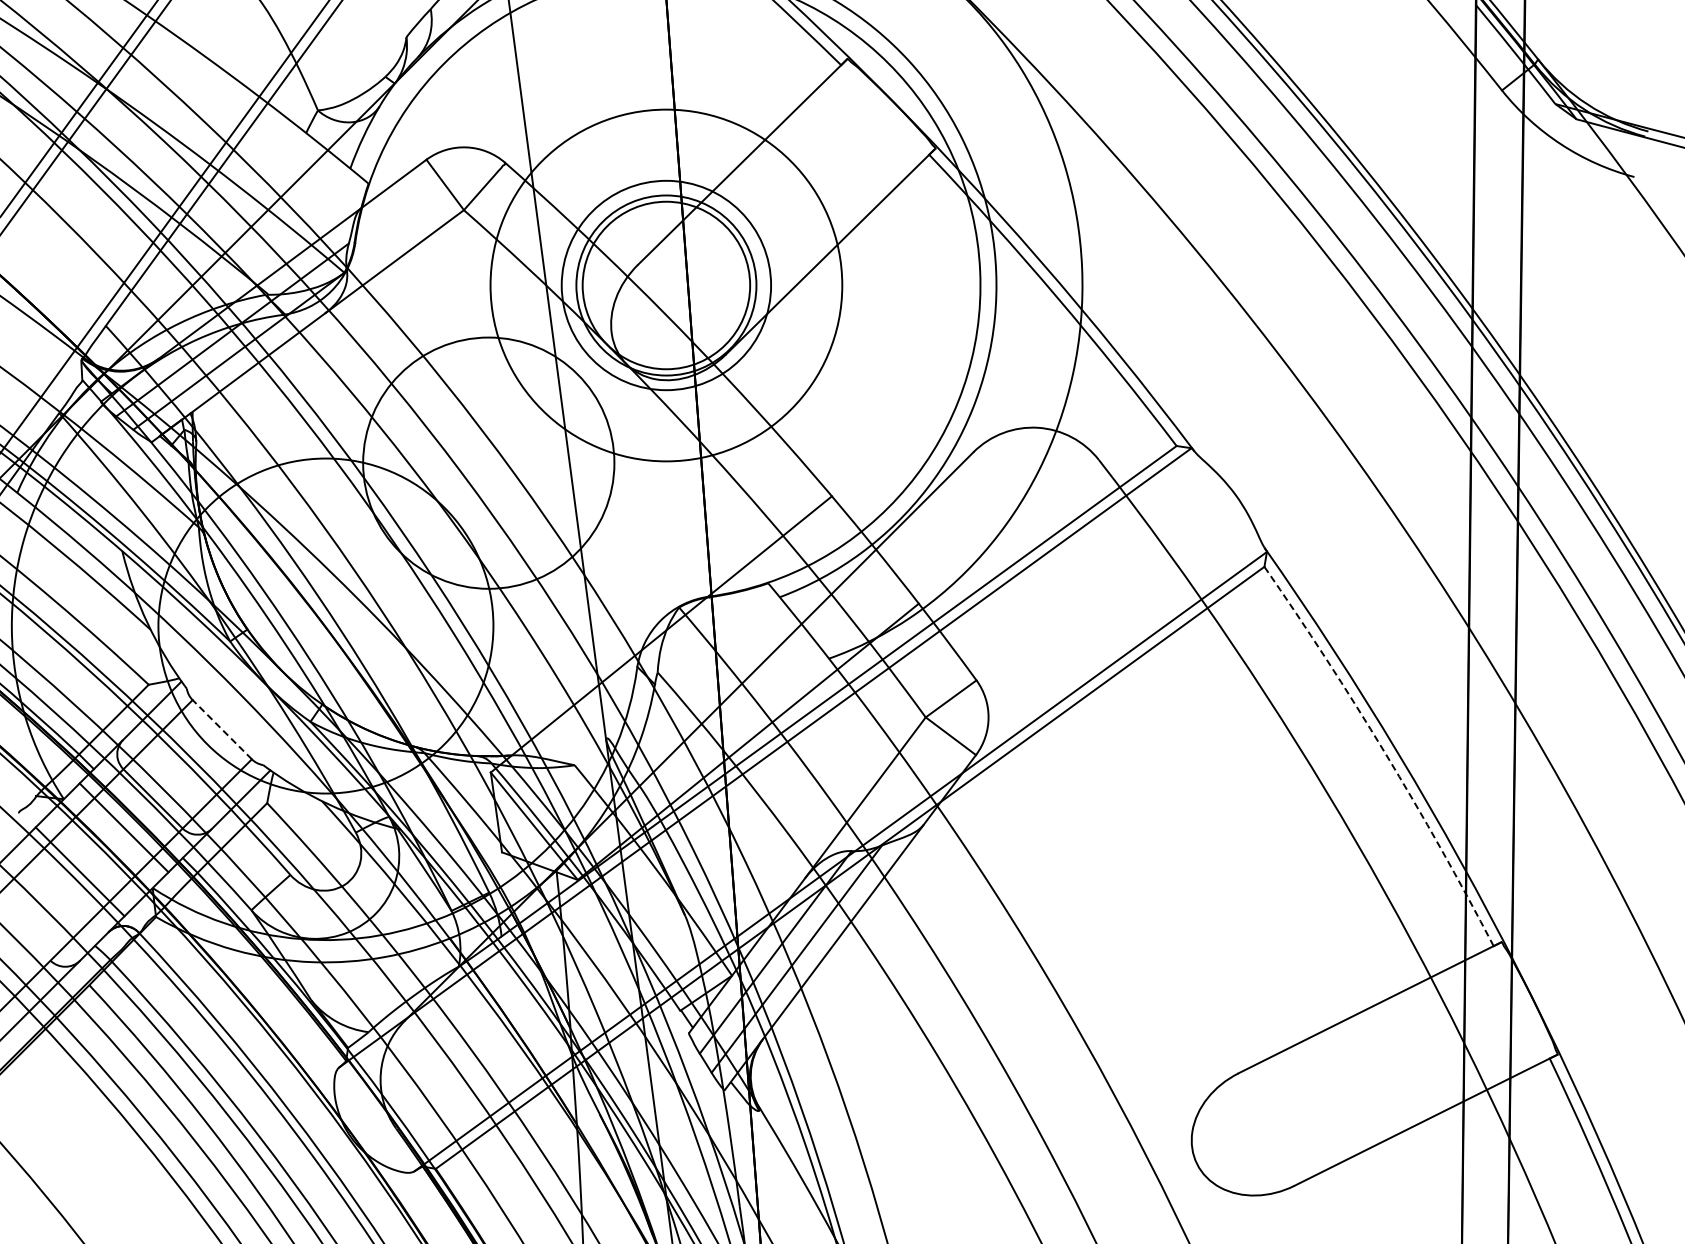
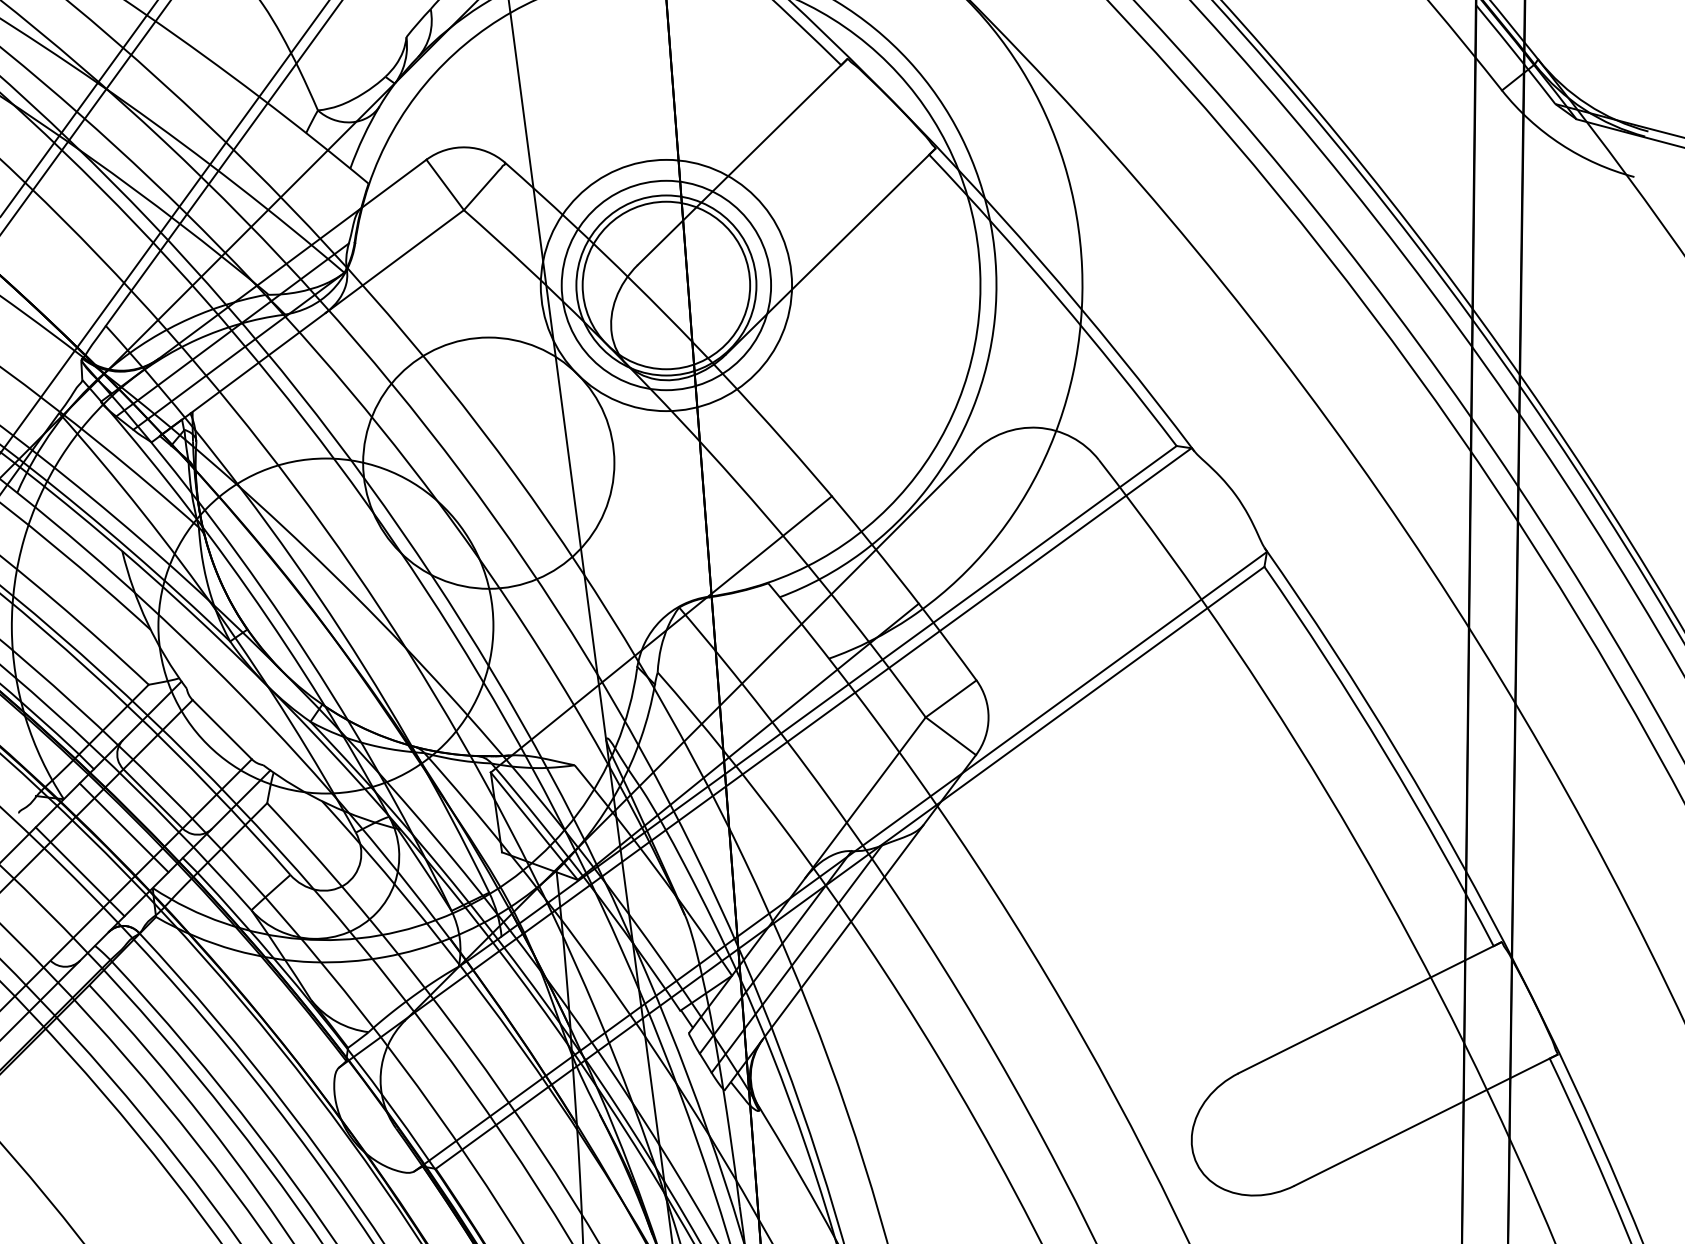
circle diameter: 352 px -> 251 px (666, 285)
line: dashed -> solid (222, 729)
arc: dashed -> solid (1385, 752)
